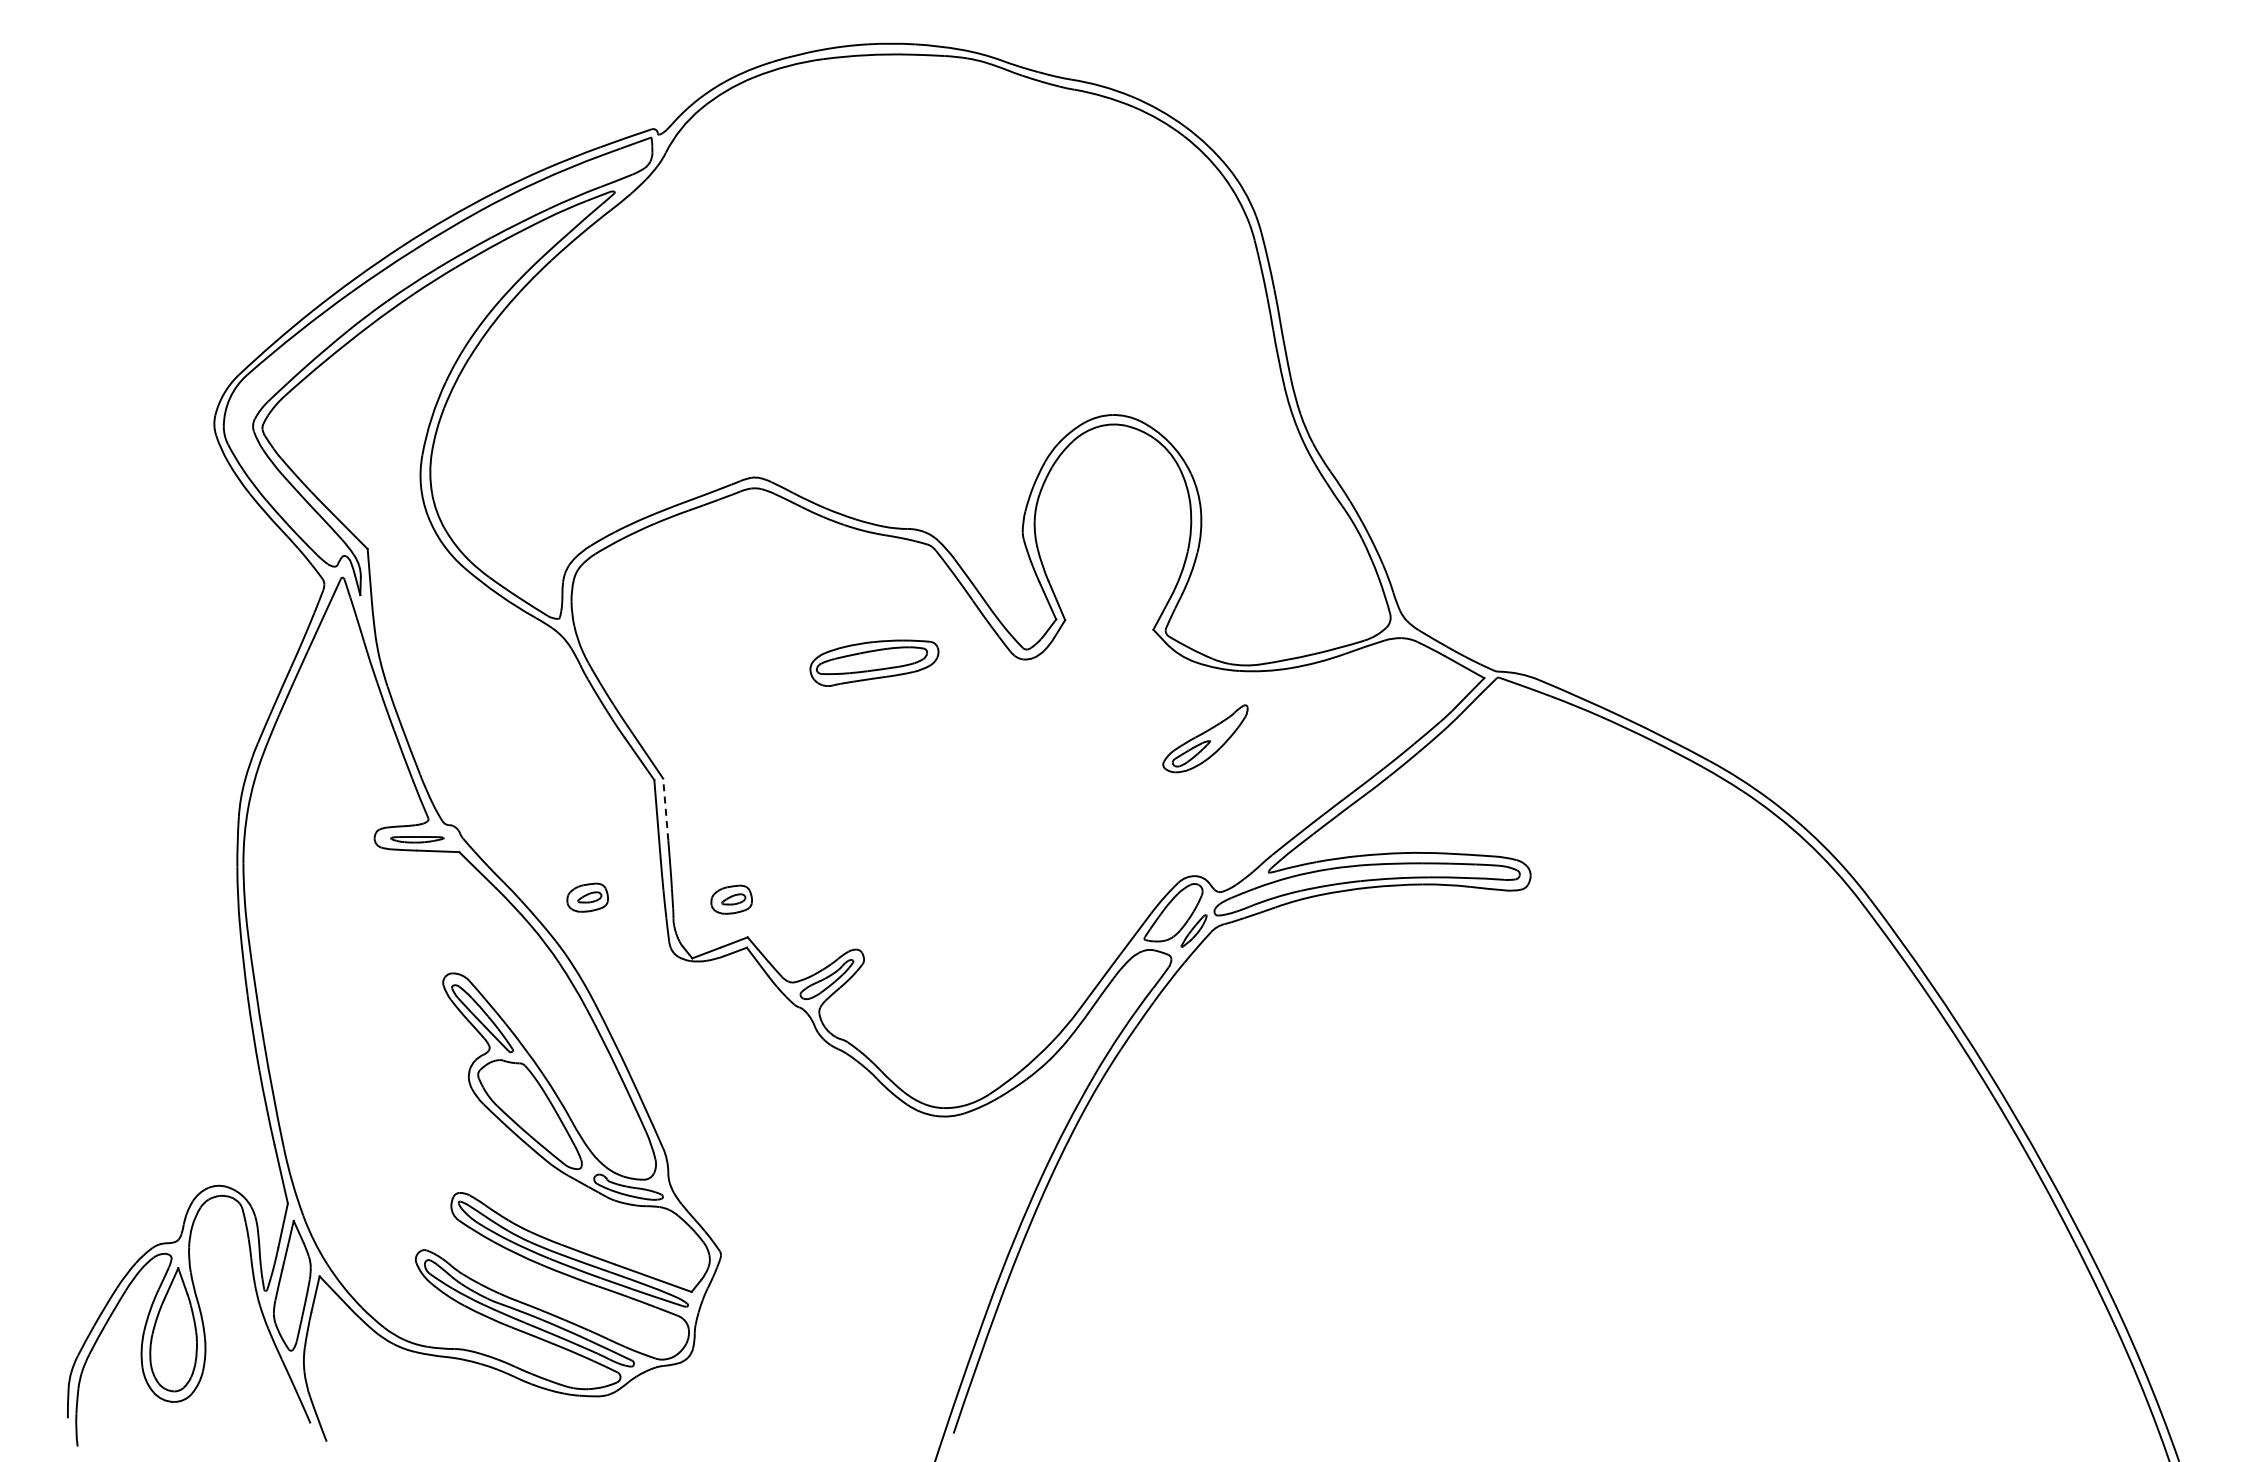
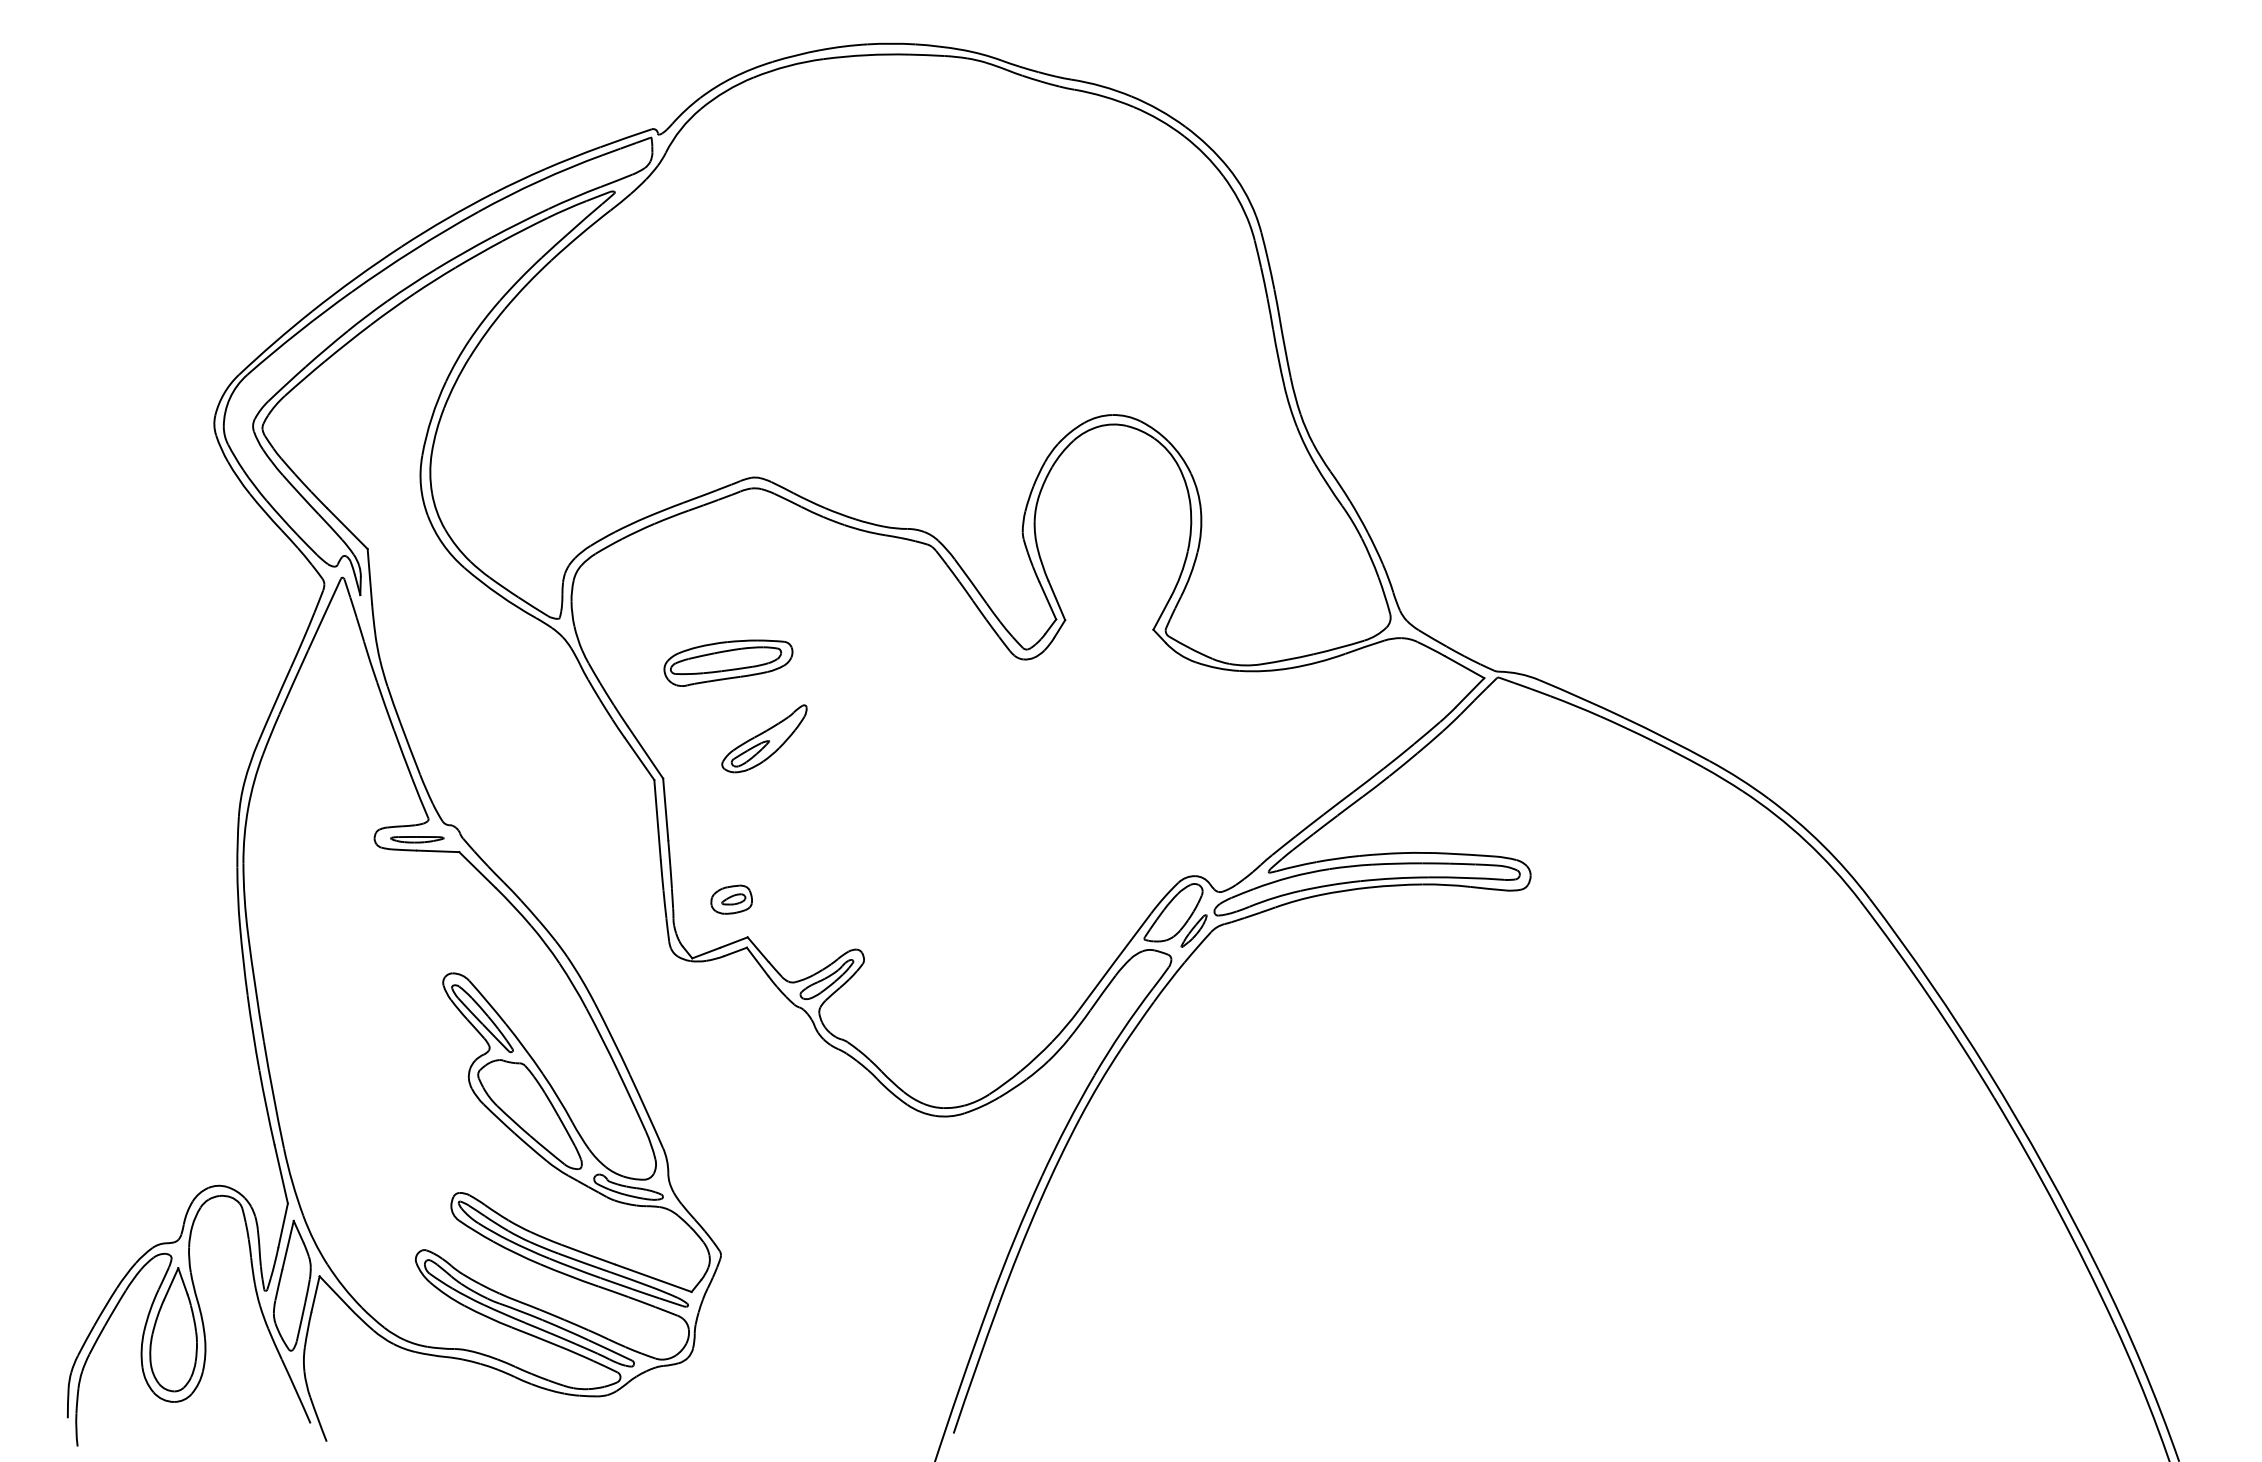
part position: (874, 662) -> (728, 662) (728, 662)
part position: (1205, 738) -> (764, 738) (764, 738)
line: dashed -> solid (665, 809)
part: present -> none (587, 897)
